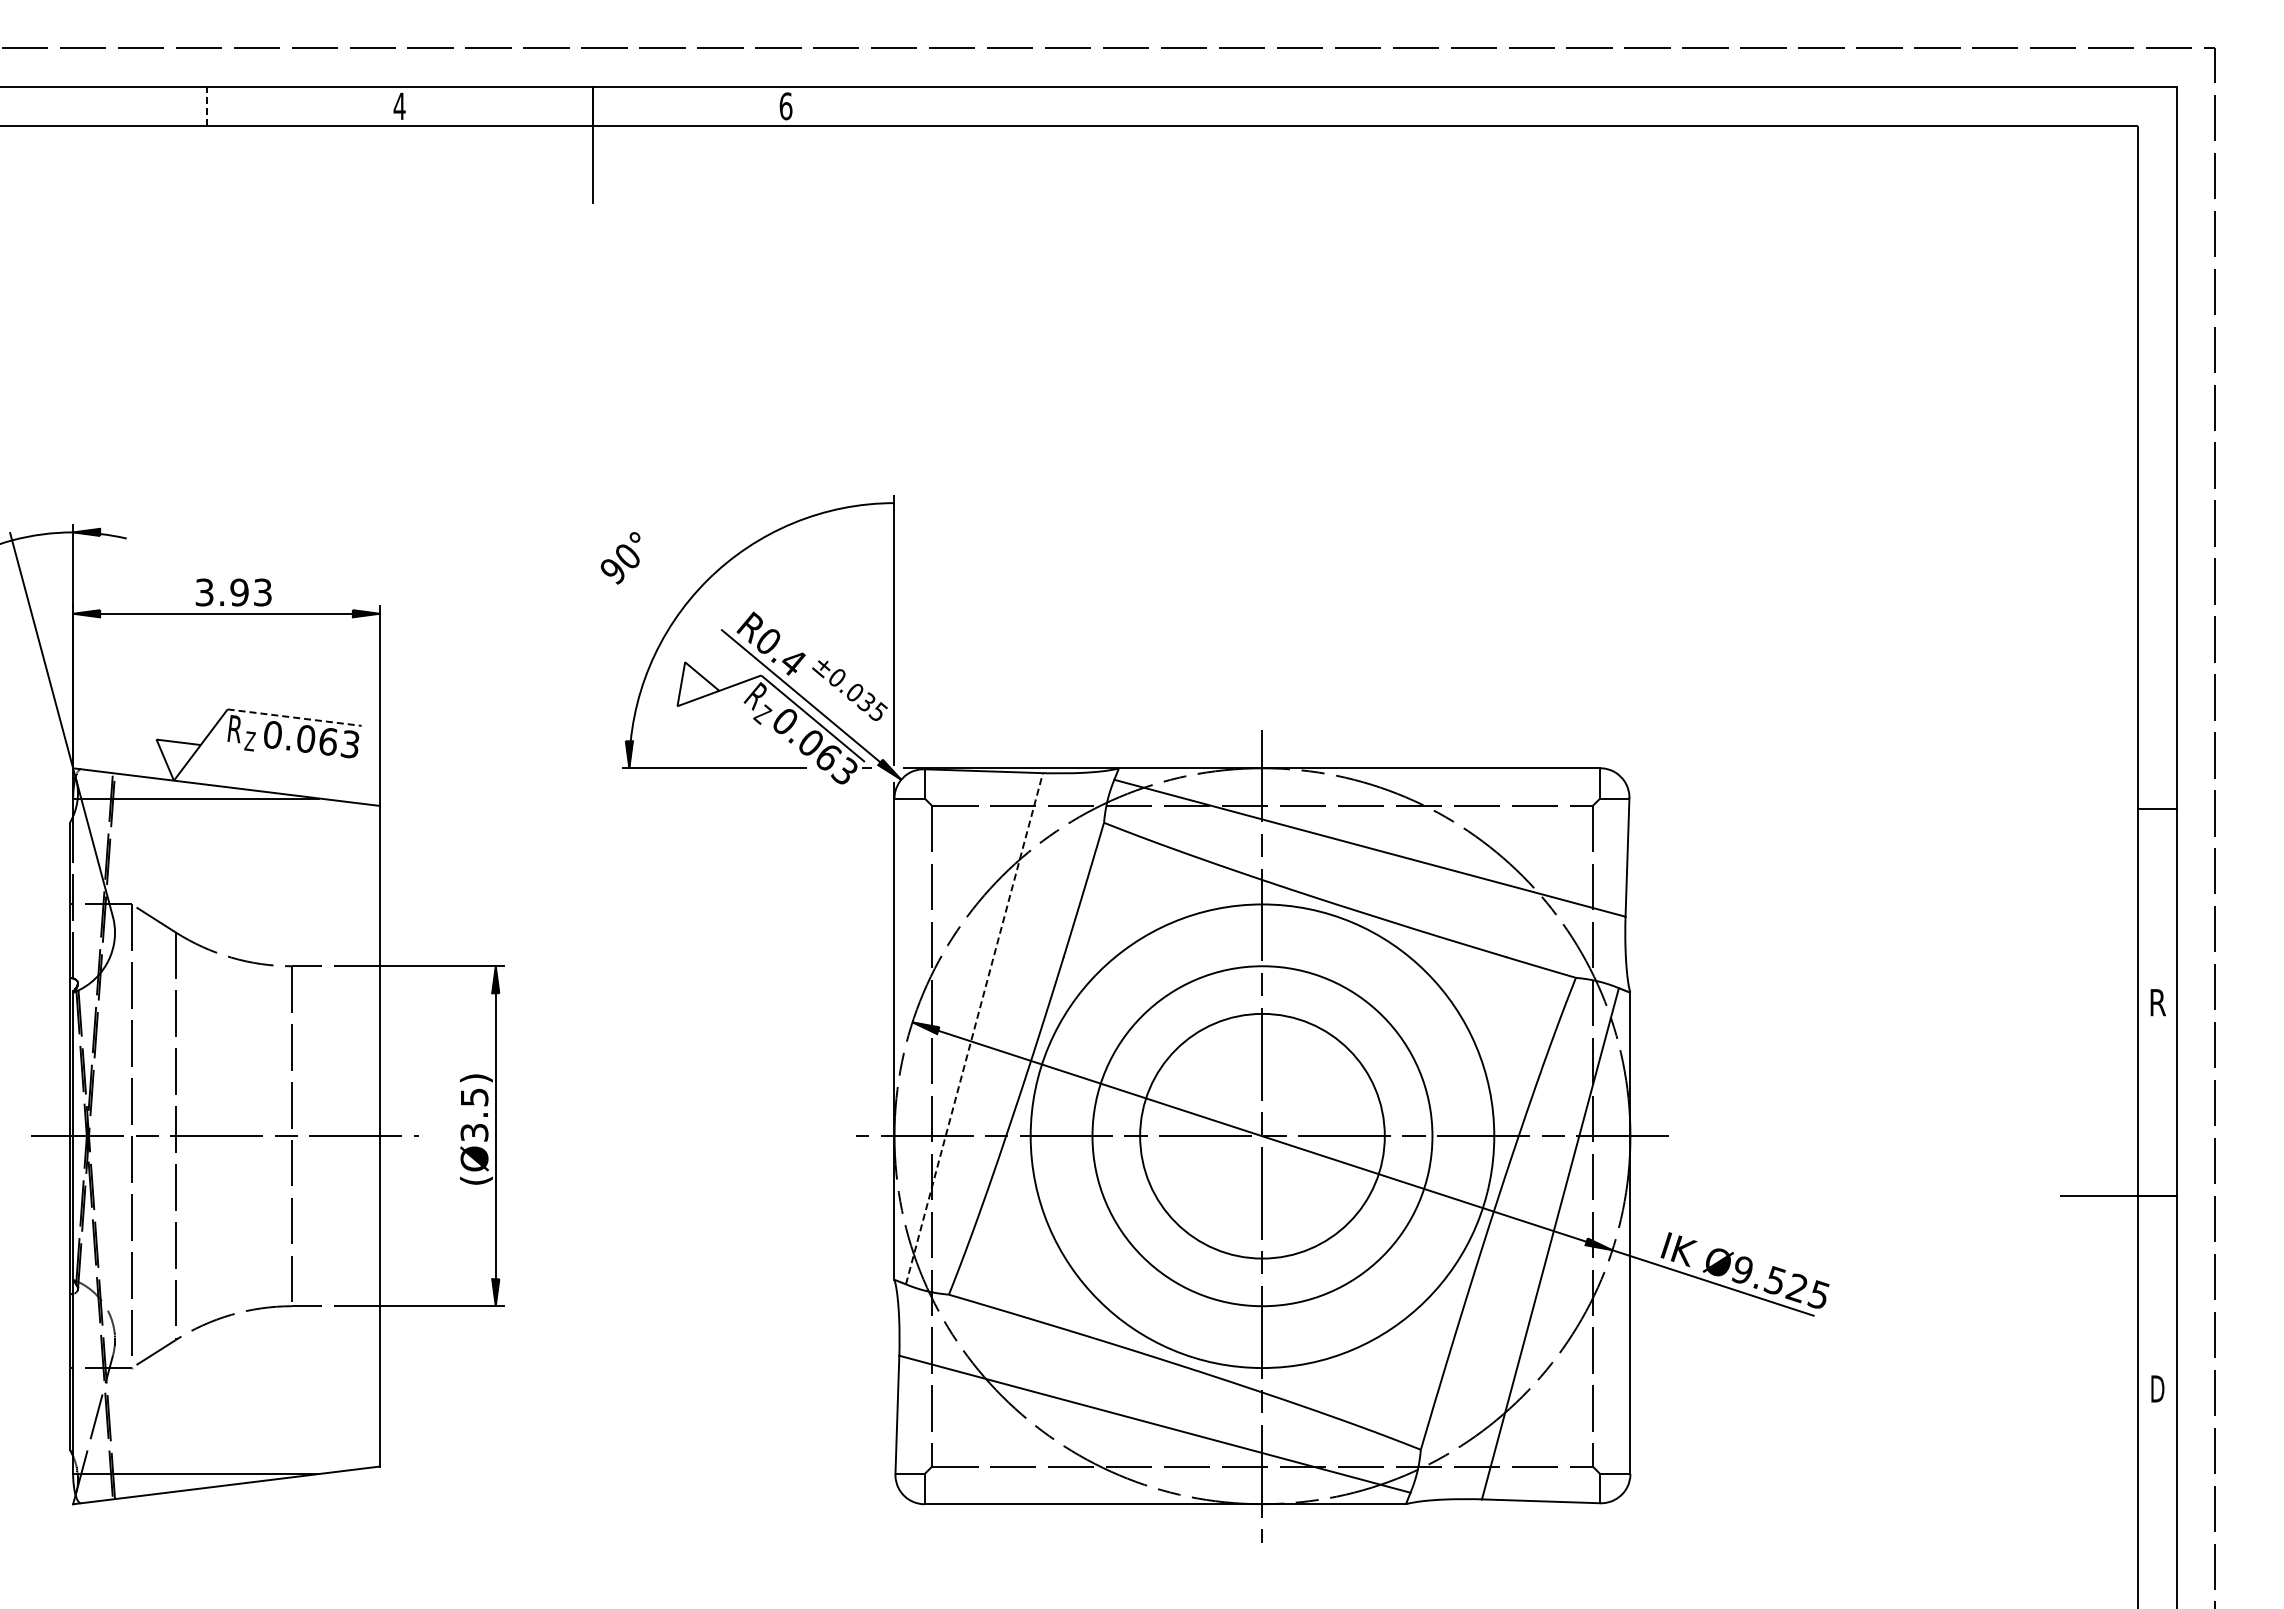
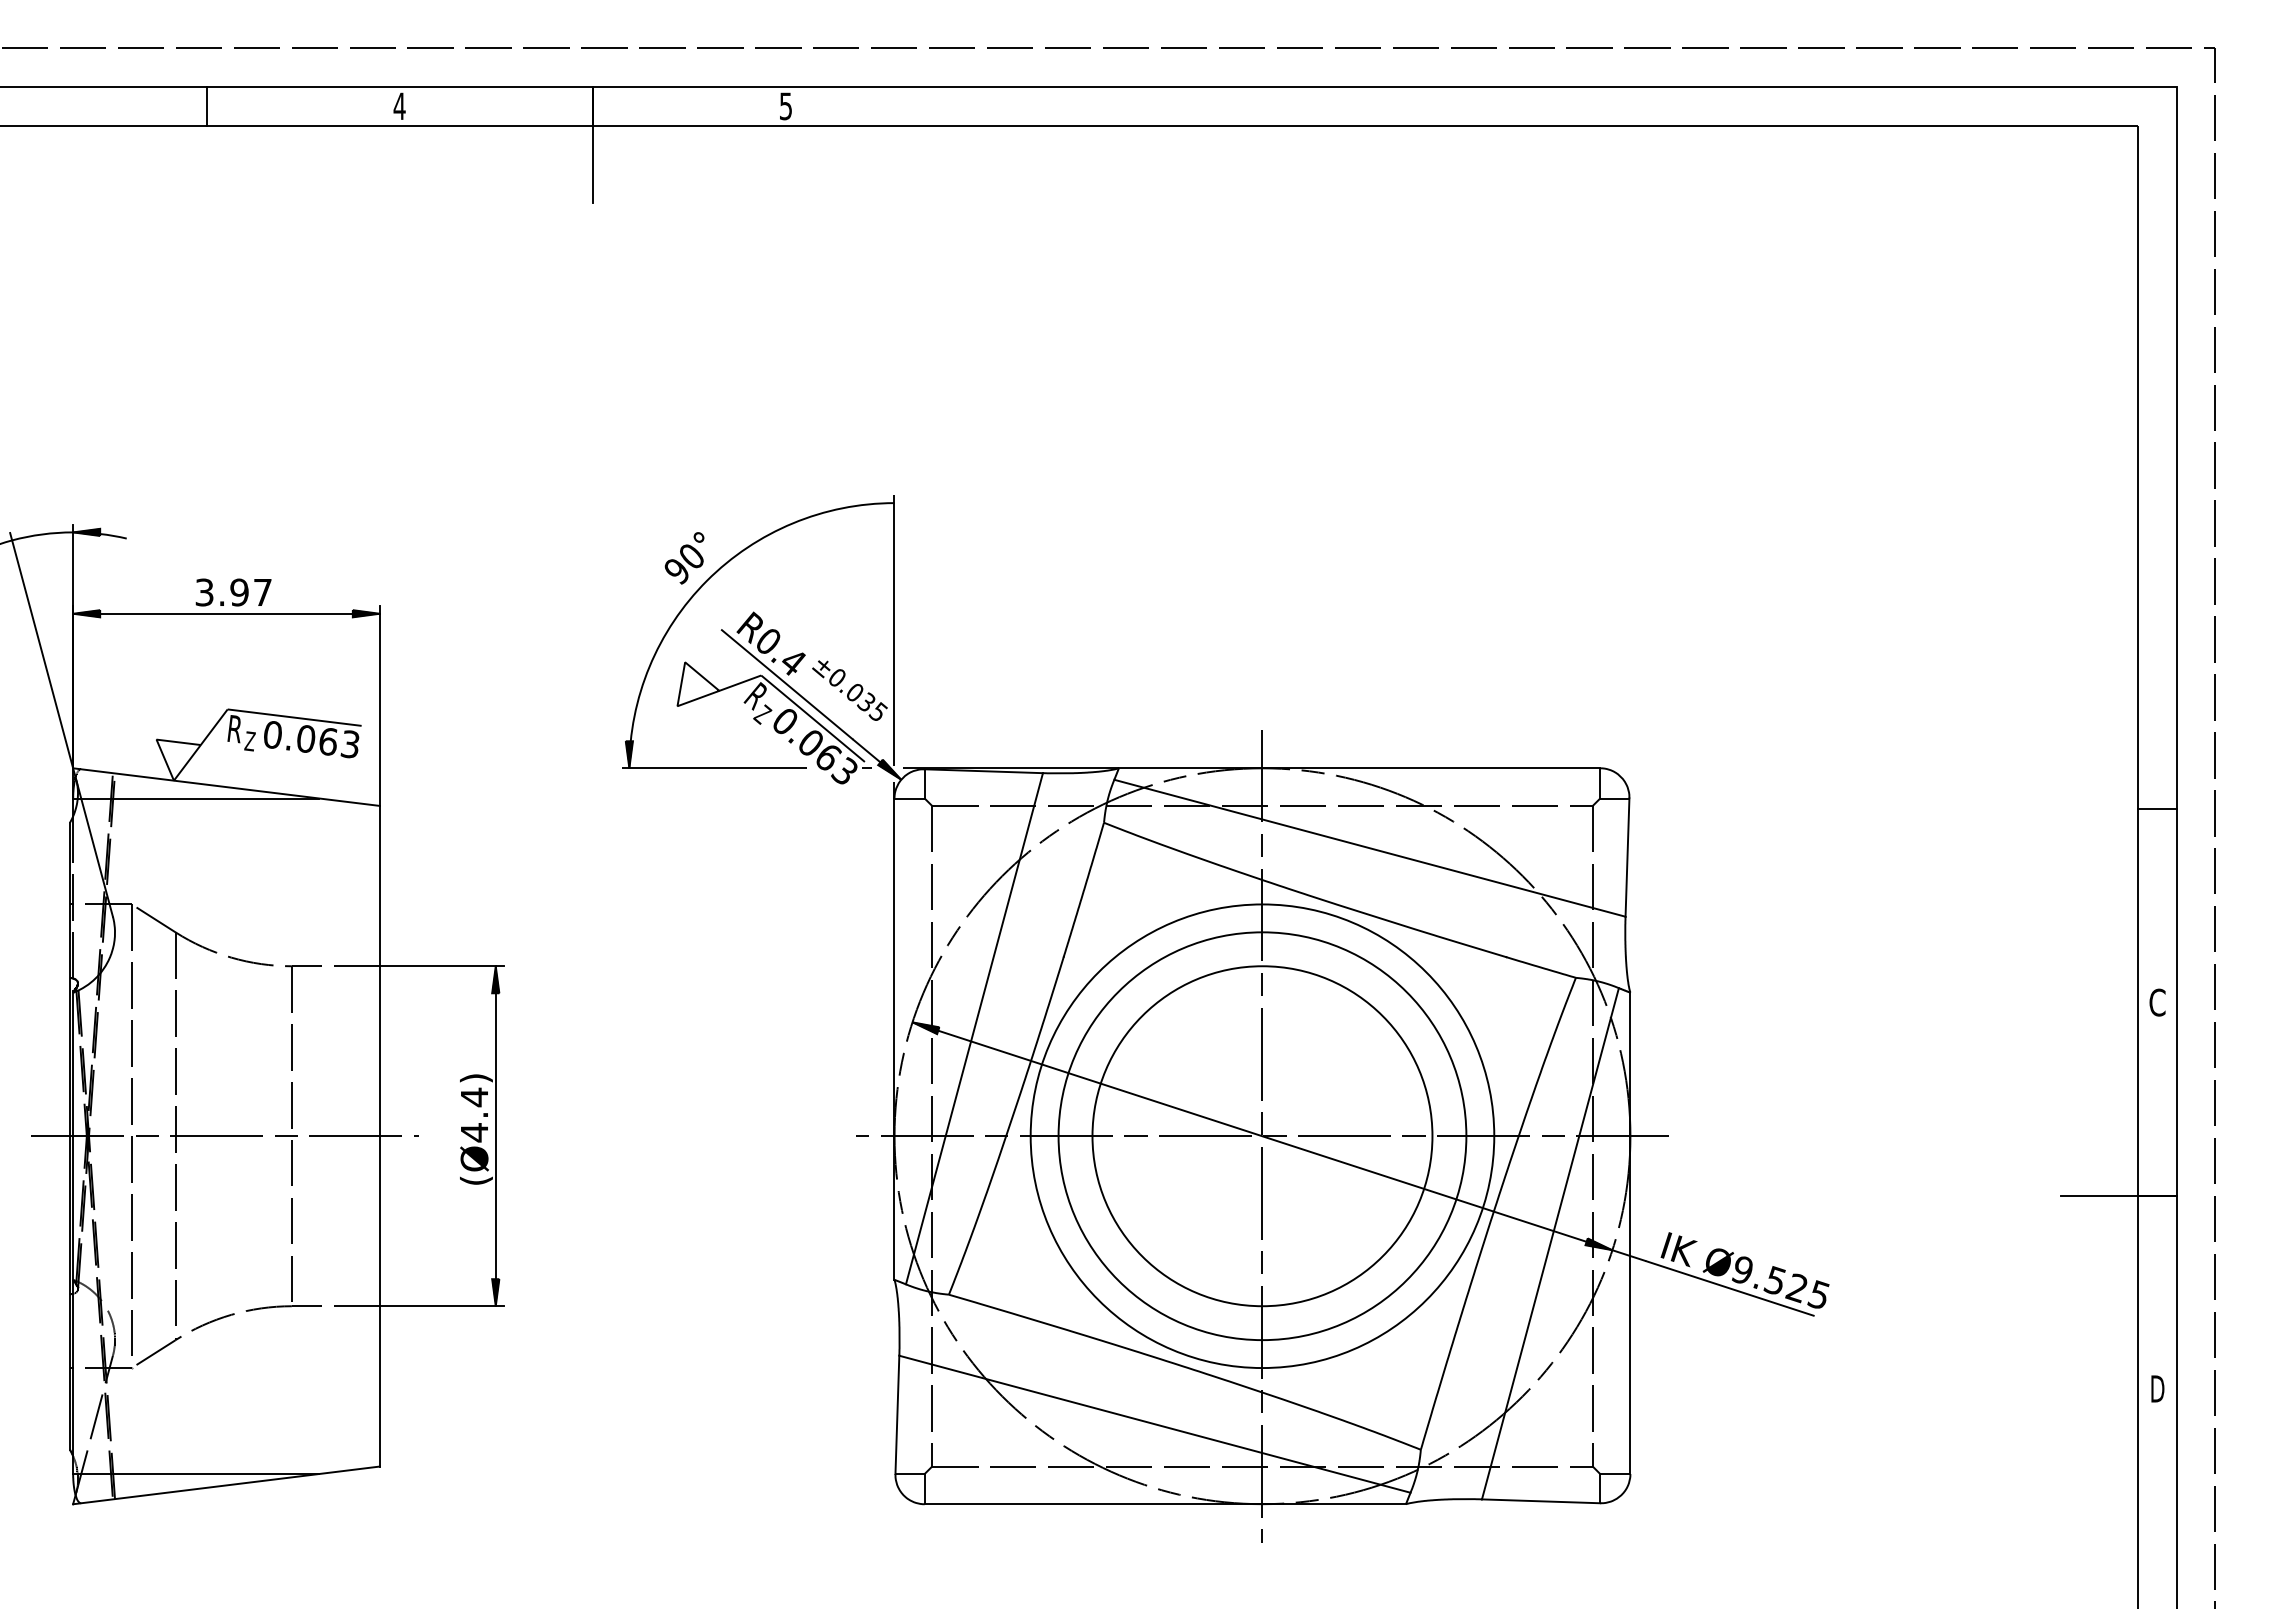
line: dashed -> solid (206, 105)
text: 6 -> 5 (785, 106)
text position: (620, 558) -> (684, 558) (684, 558)
text: 3.93 -> 3.97 (262, 592)
line: dashed -> solid (295, 717)
text: R -> C (2157, 1002)
line: dashed -> solid (974, 1028)
text: (Ø3.5) -> (Ø4.4) (474, 1114)
circle diameter: 245 px -> 408 px (1262, 1136)
